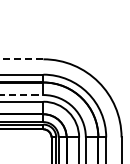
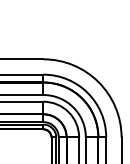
line: dashed -> solid (21, 59)
line: dashed -> solid (22, 95)
